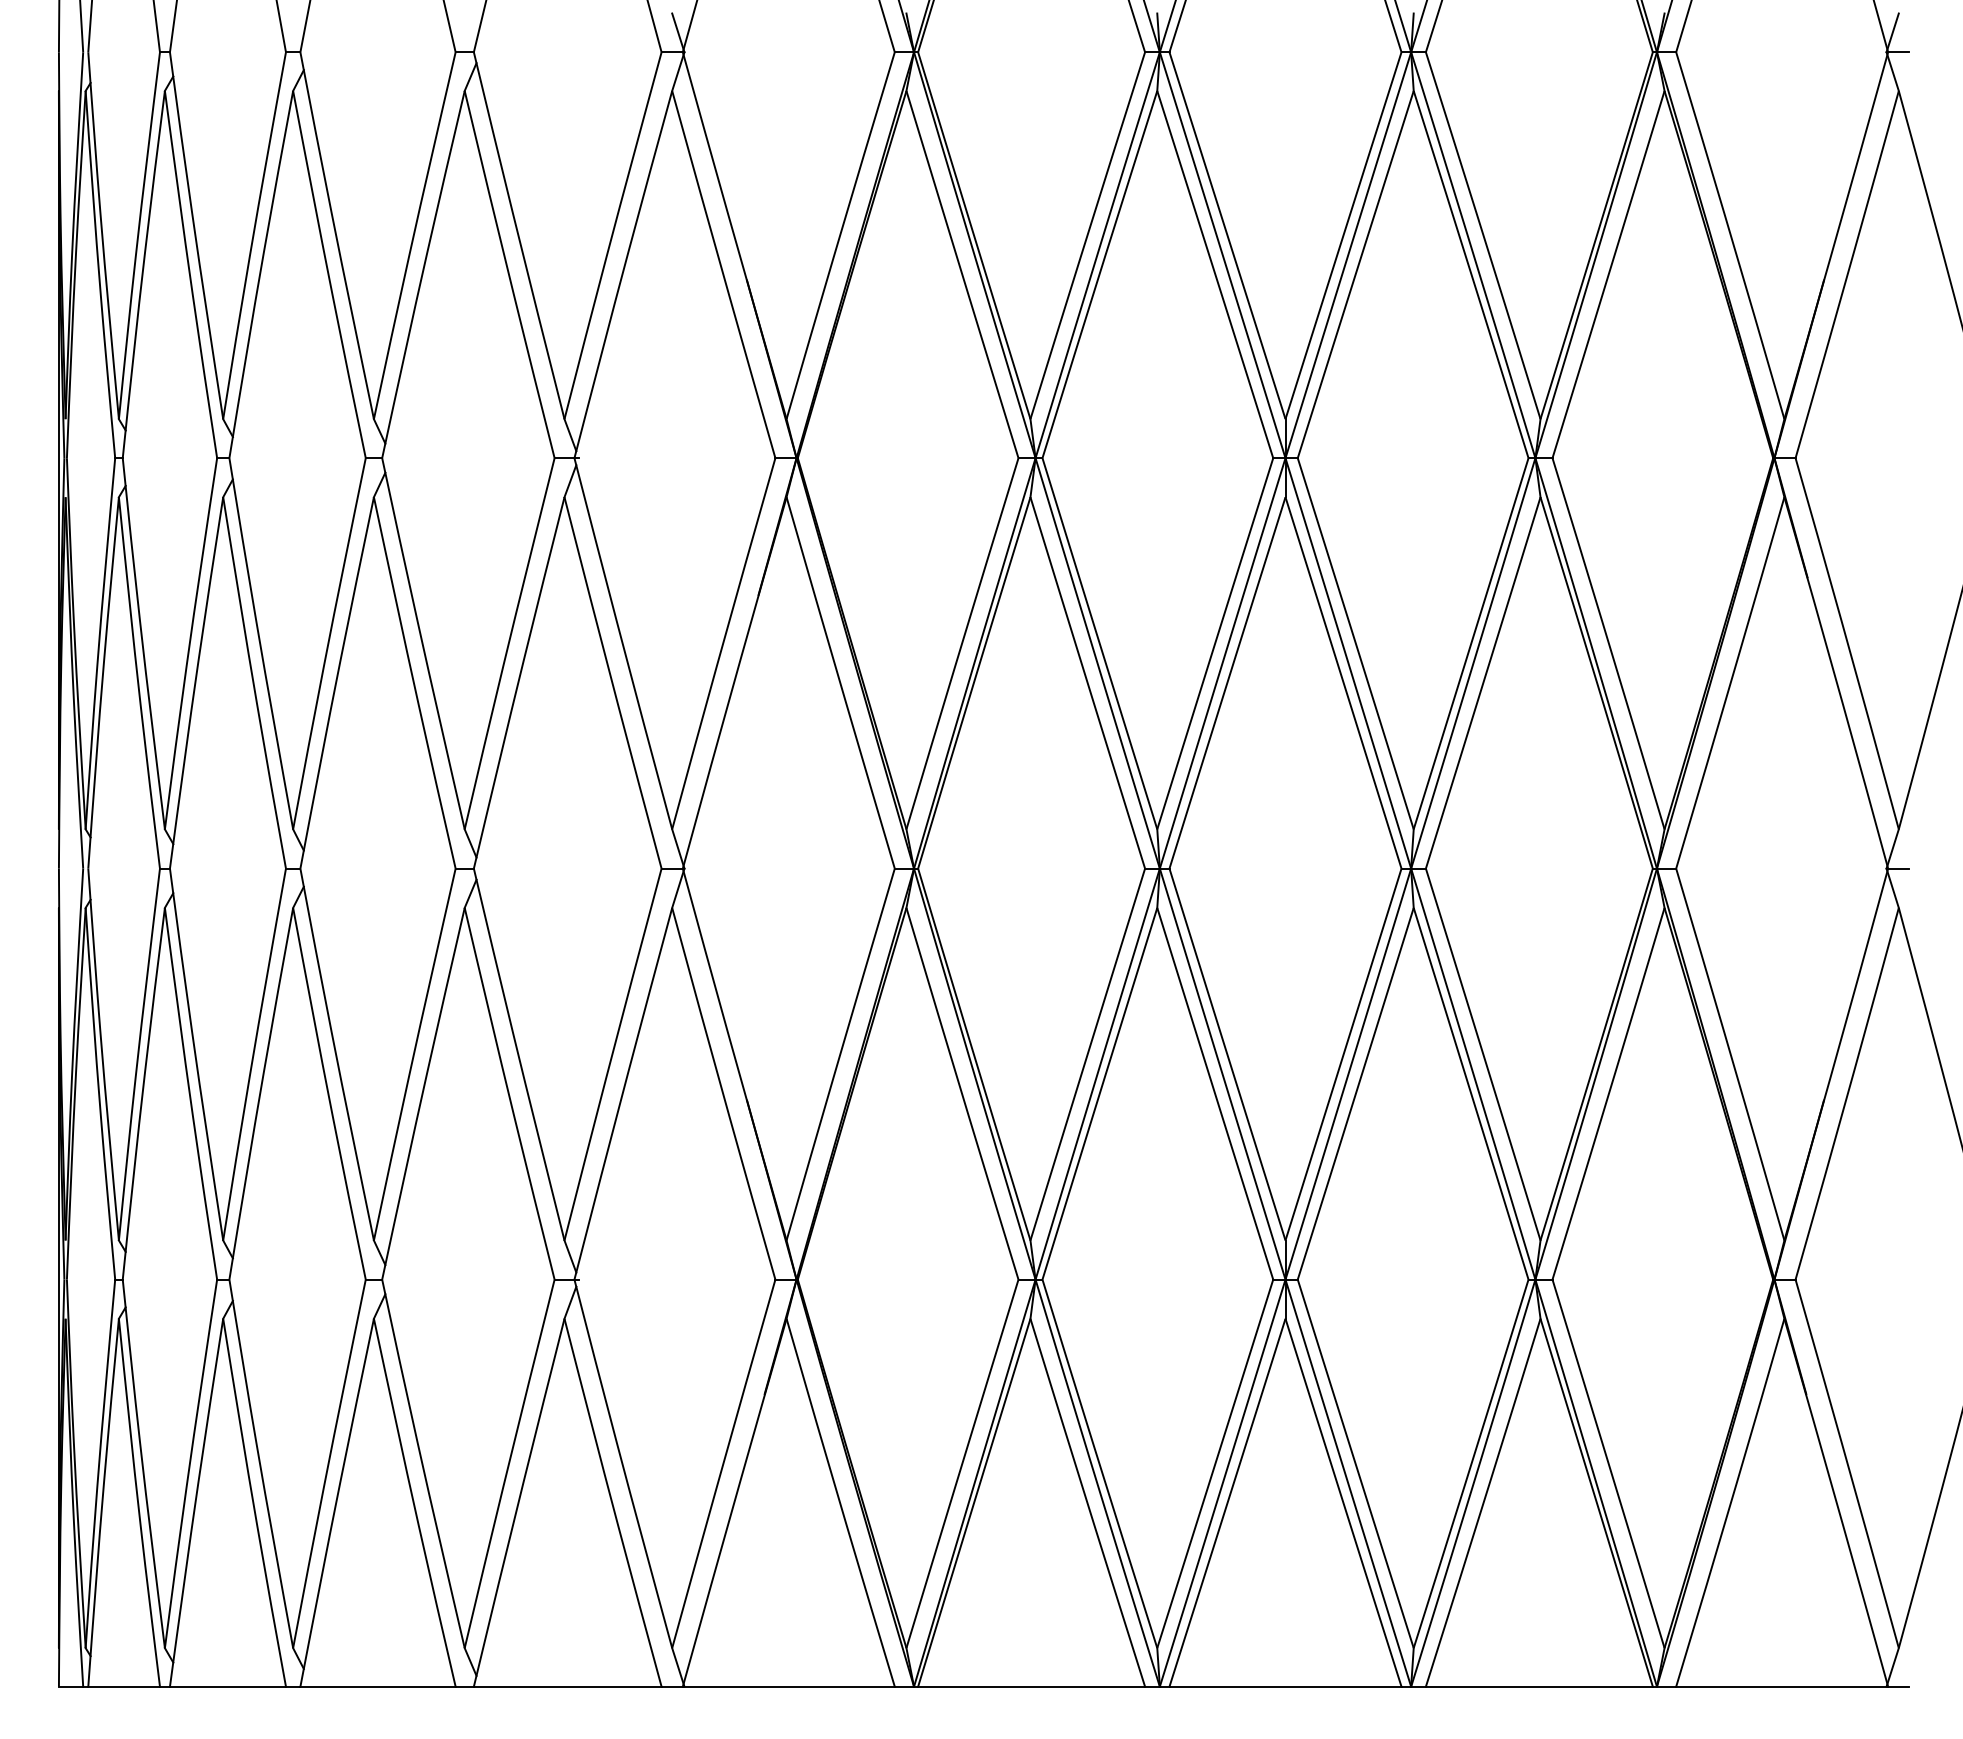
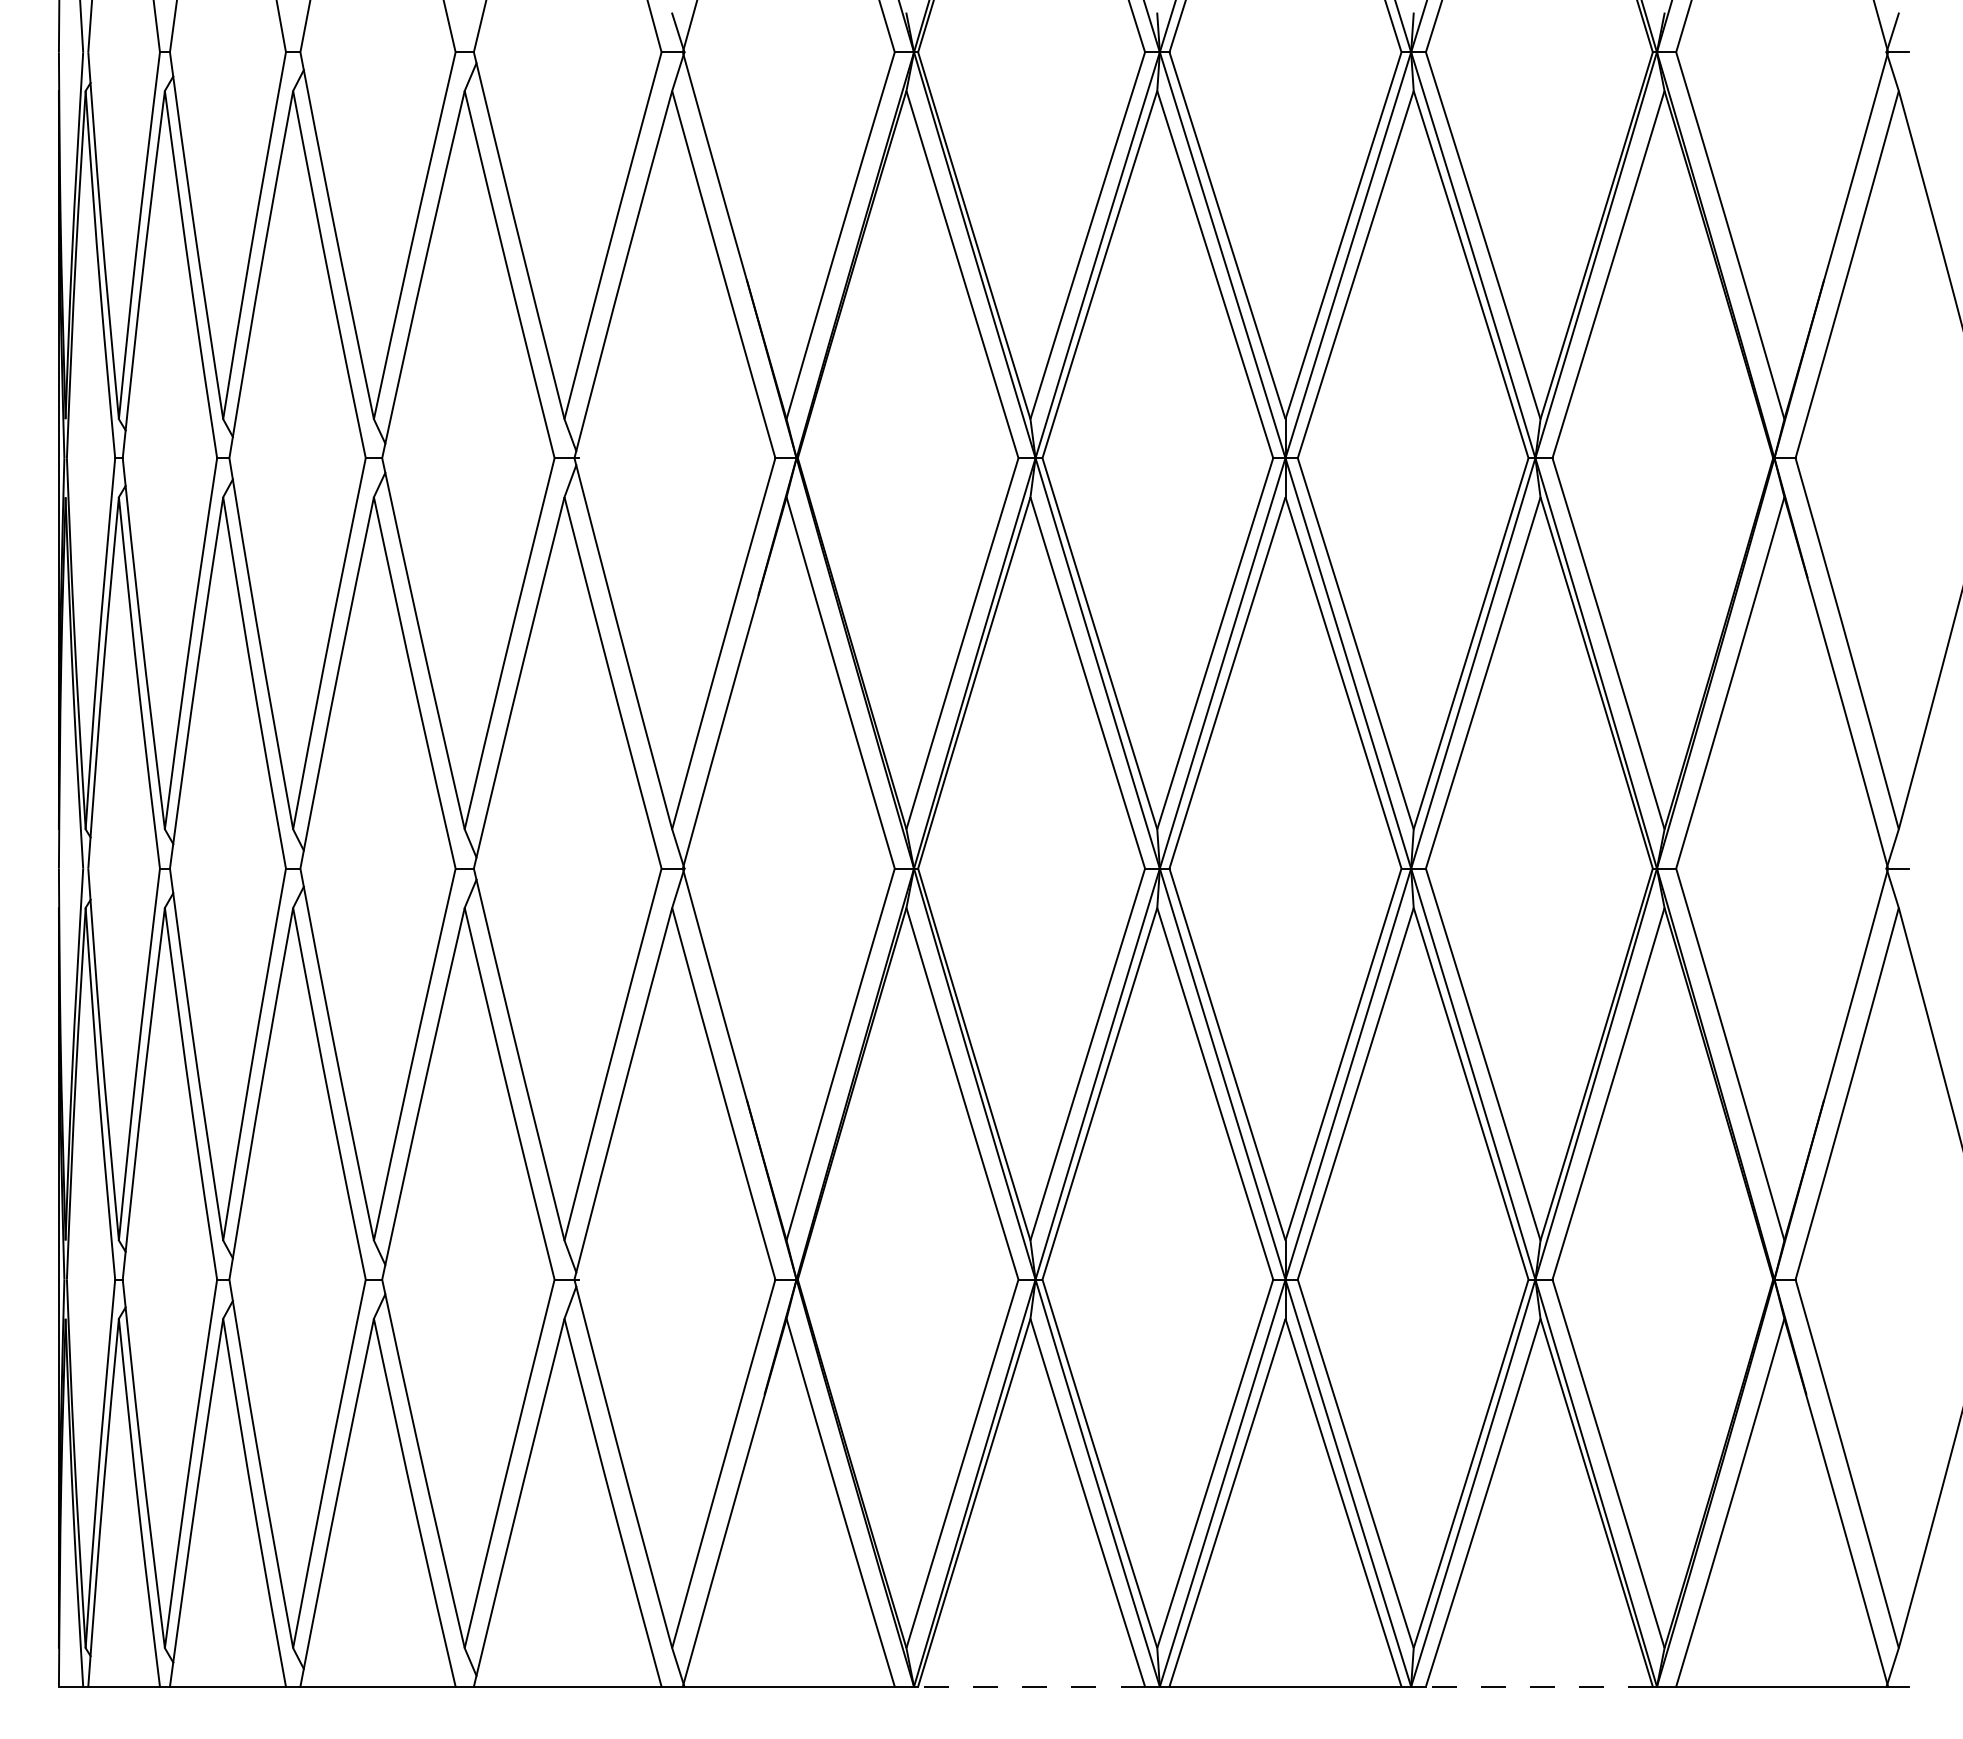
line: solid -> dashed (1031, 1686)
line: solid -> dashed (1538, 1686)
